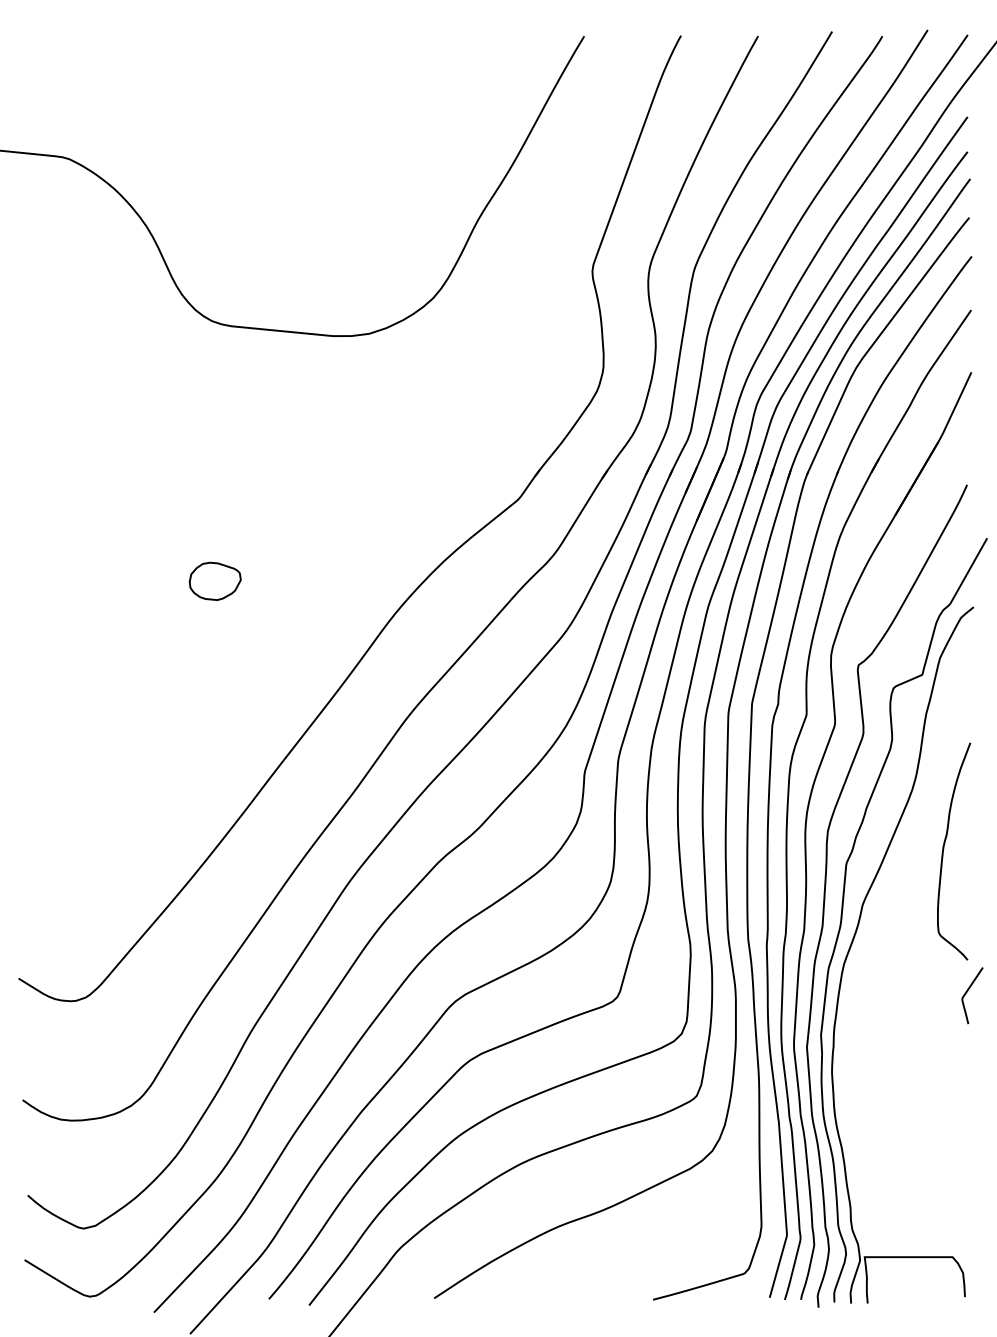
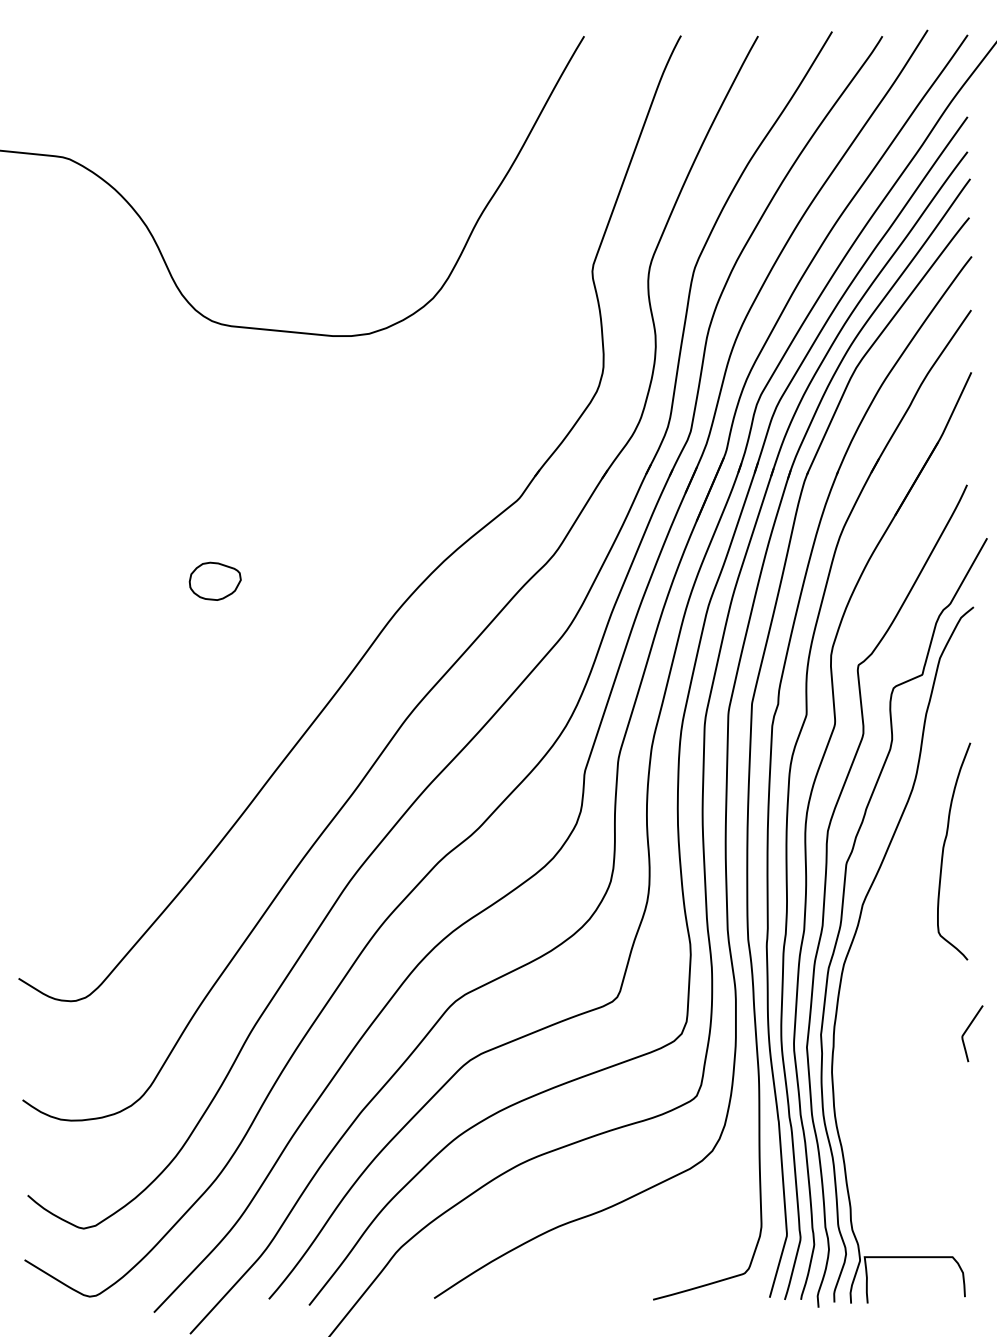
curve position: (968, 991) -> (968, 1029) (968, 1029)
